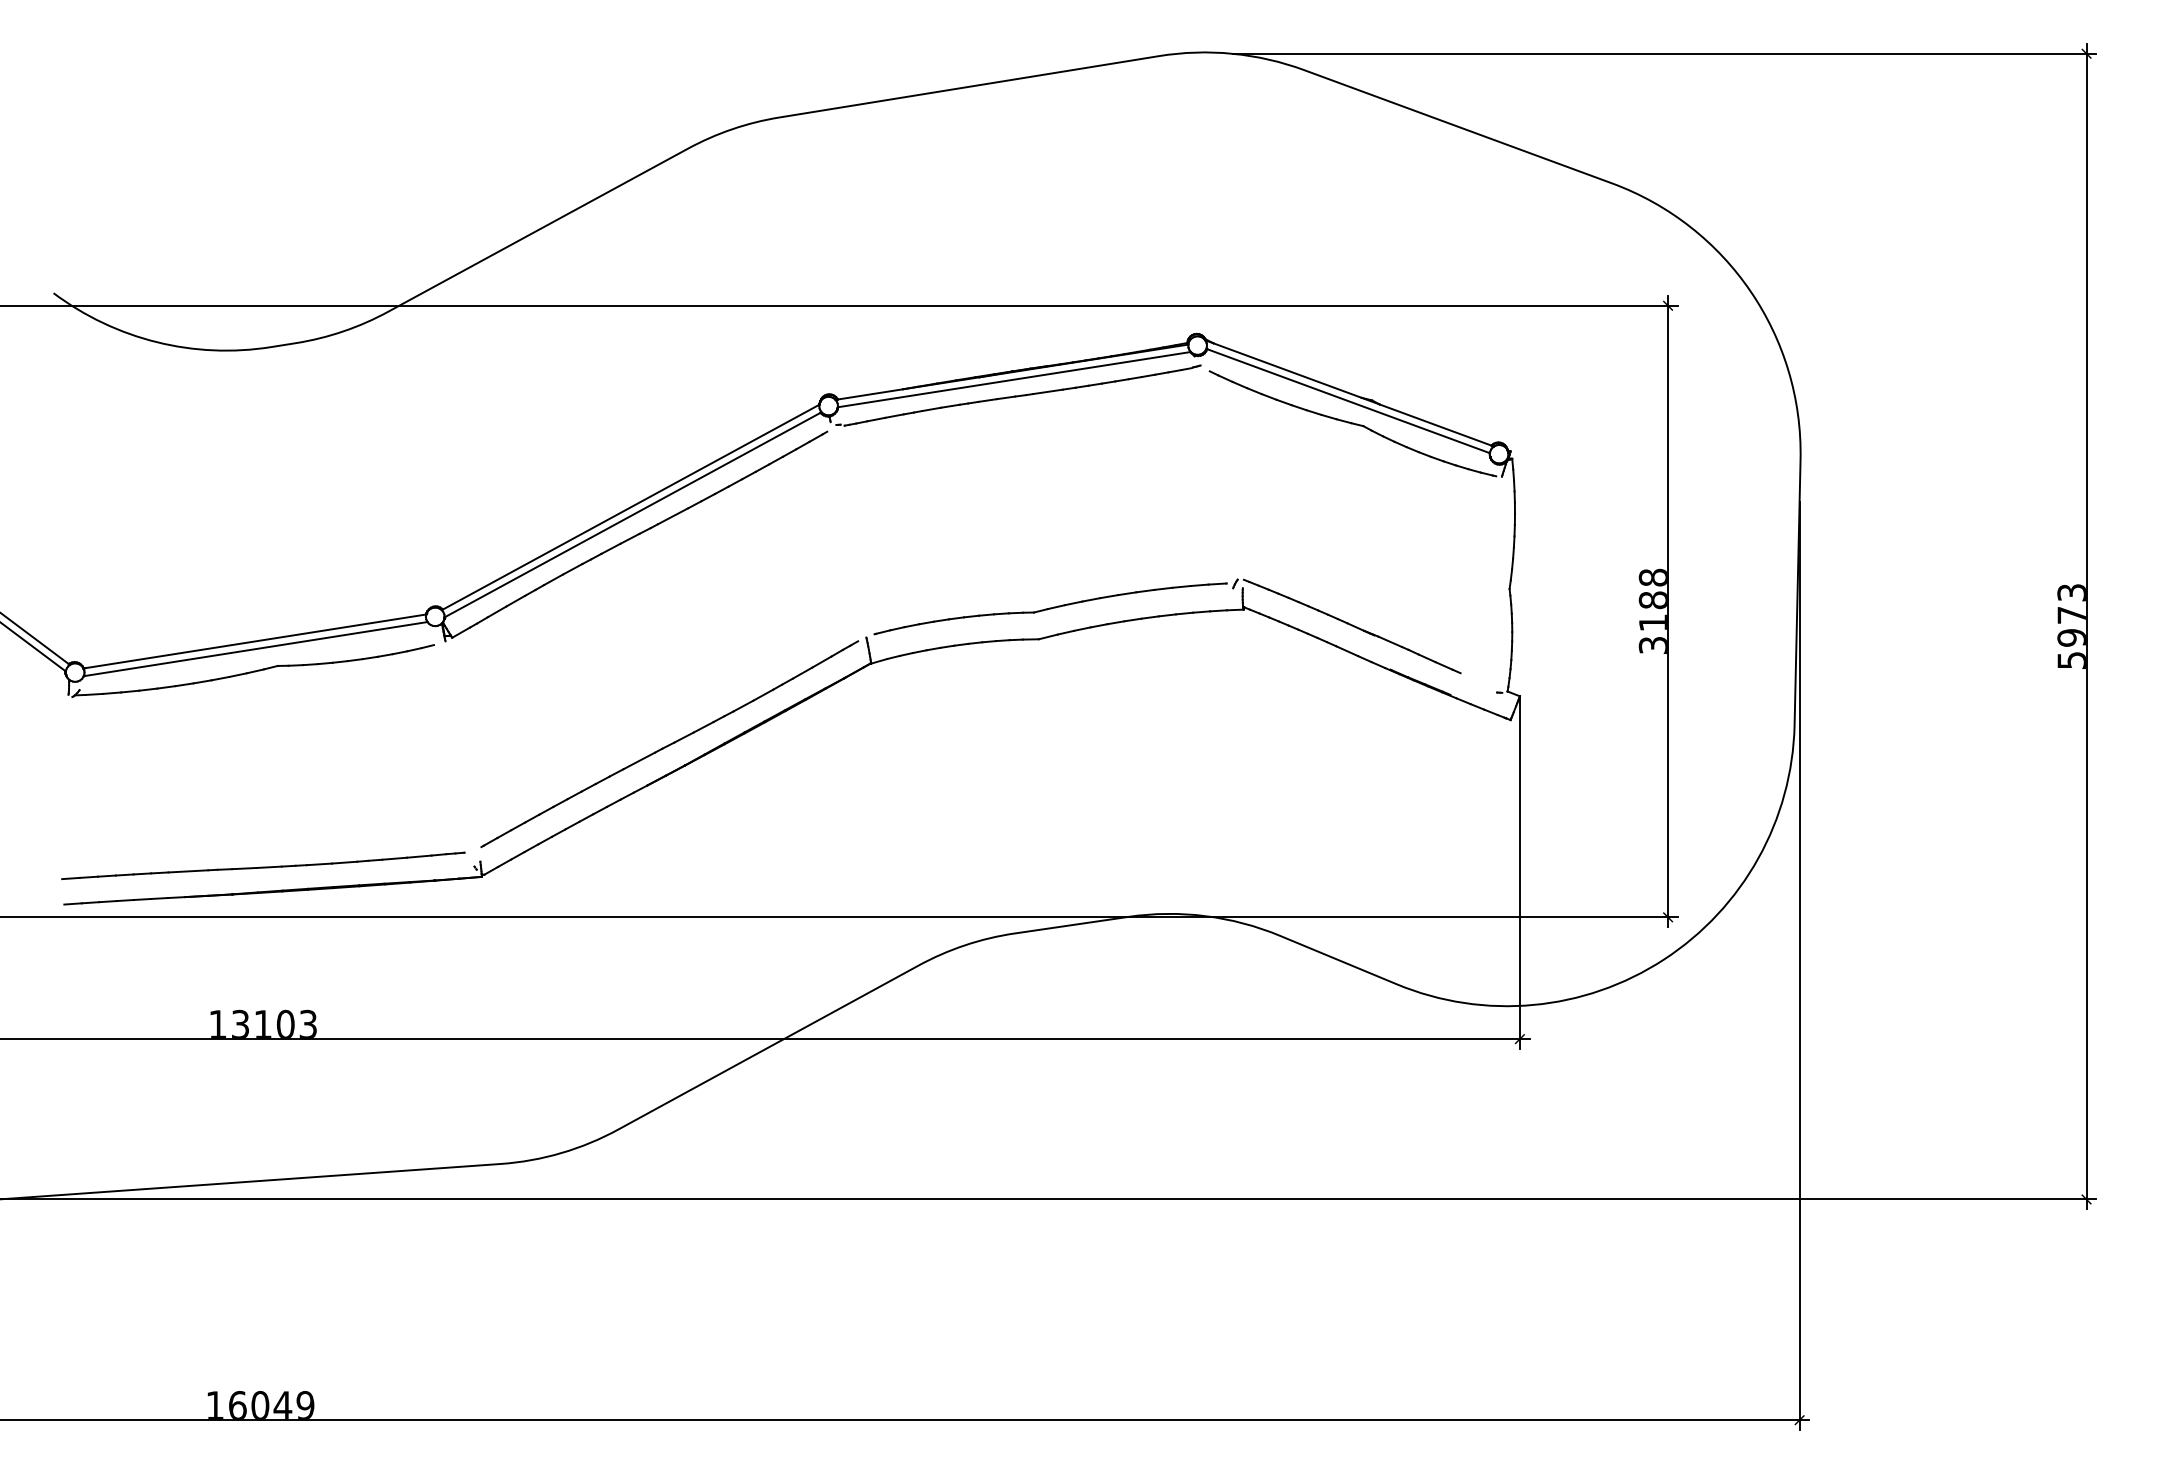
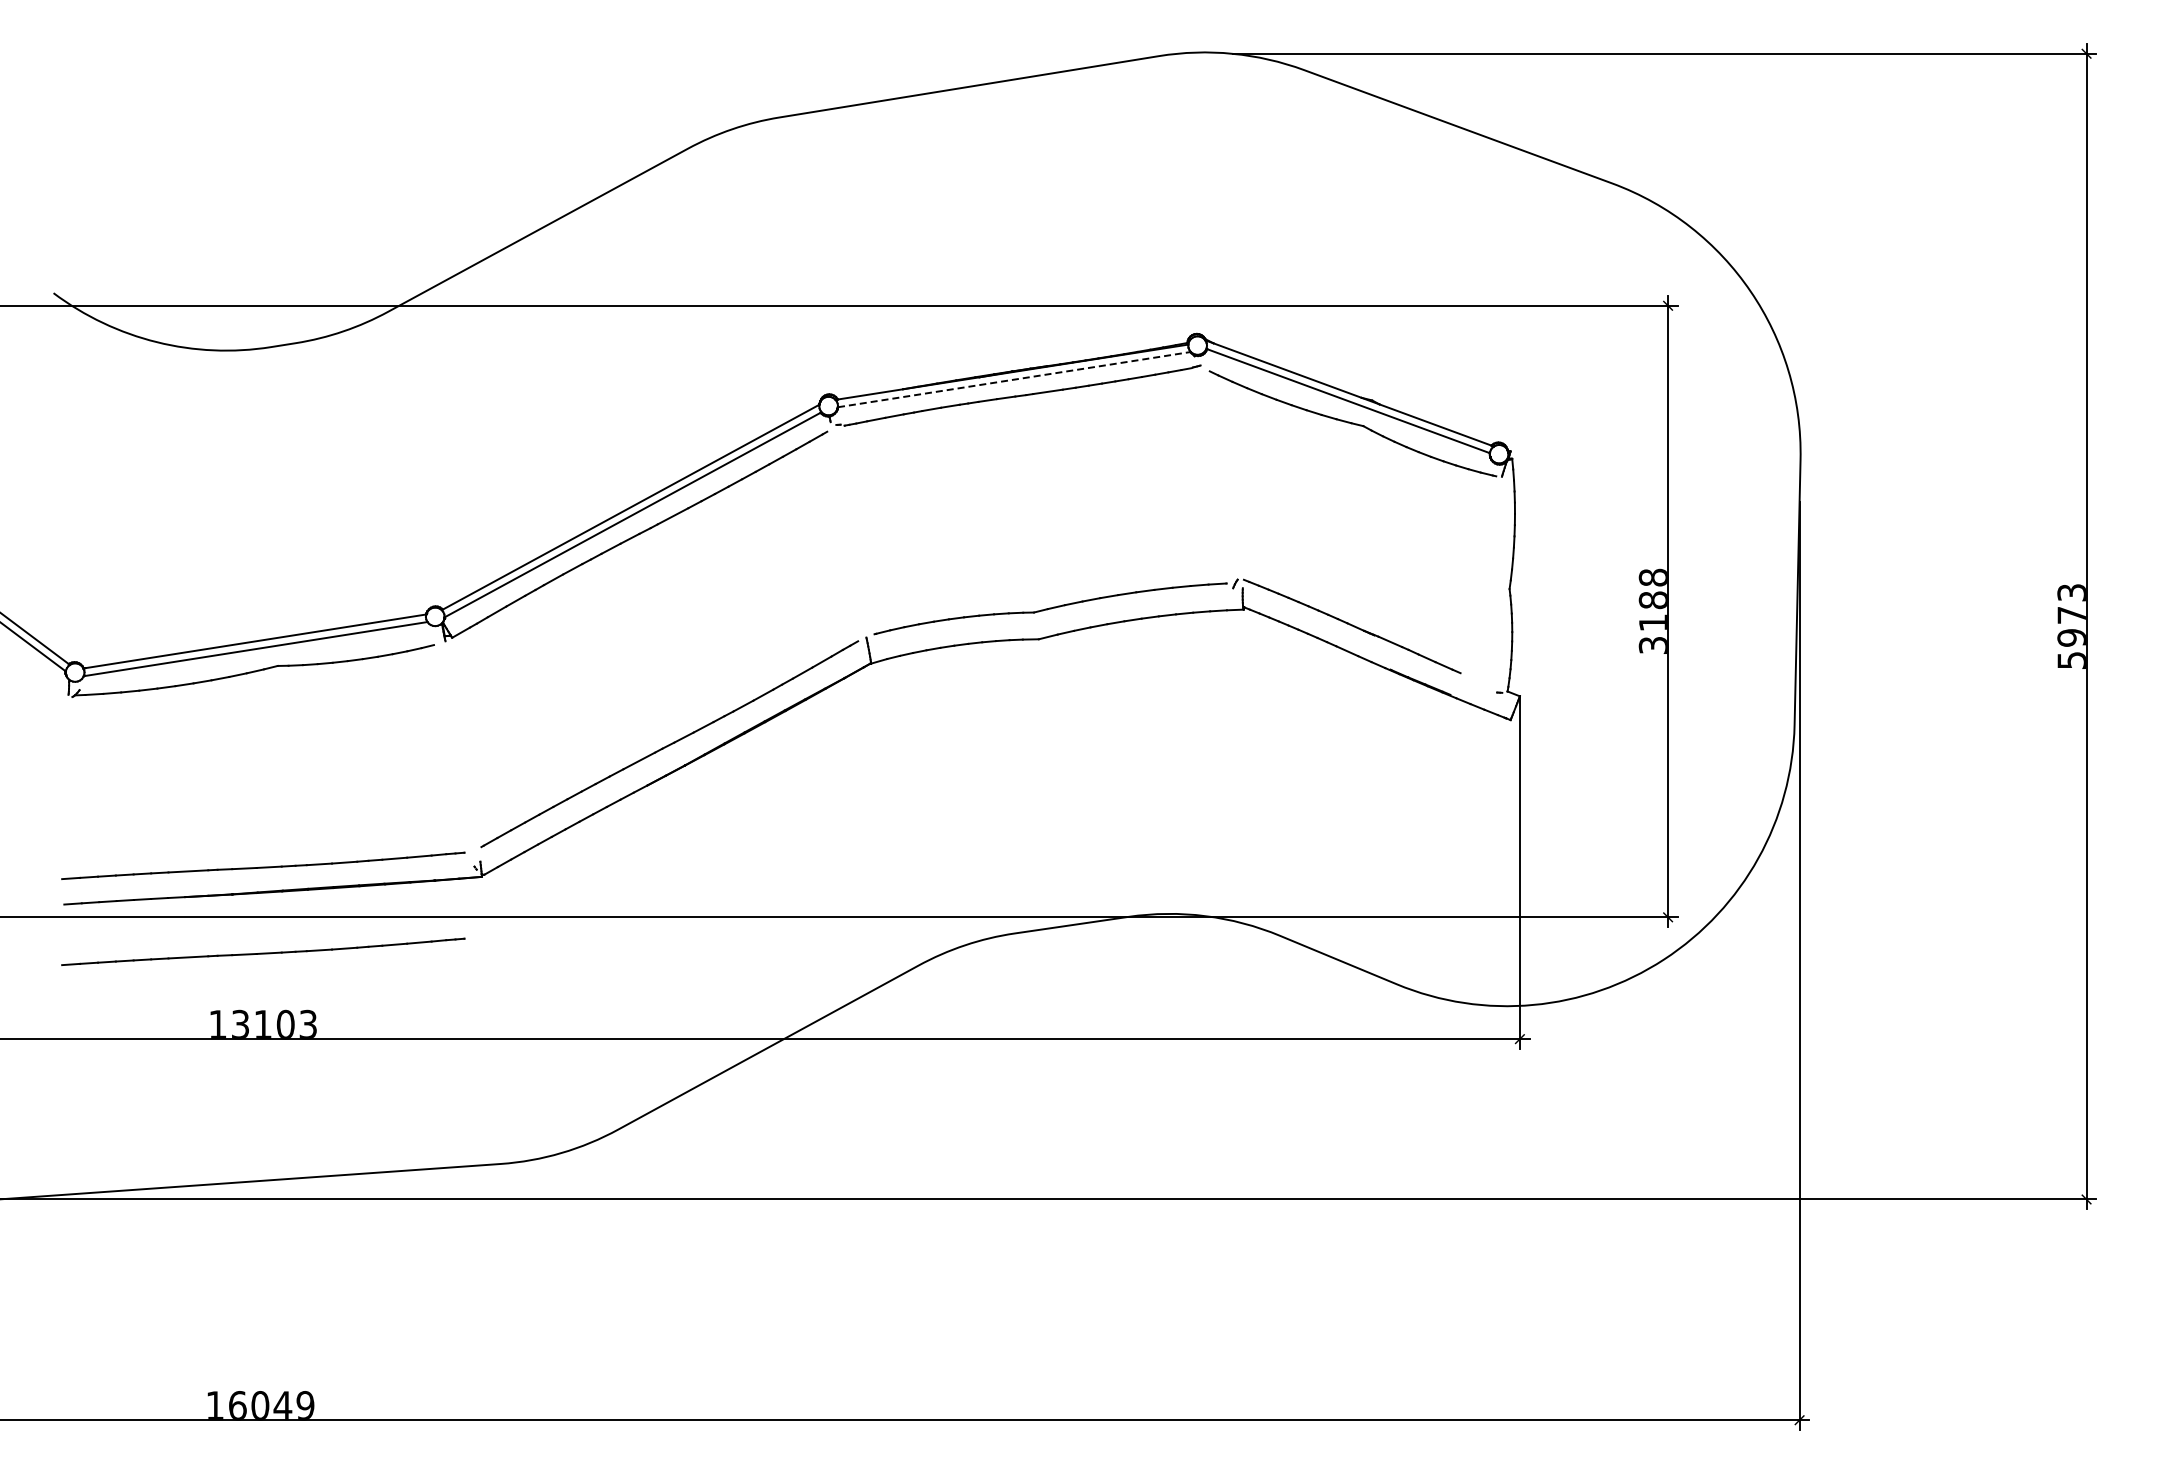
line: solid -> dashed (1014, 379)
part: none -> present (263, 951)
